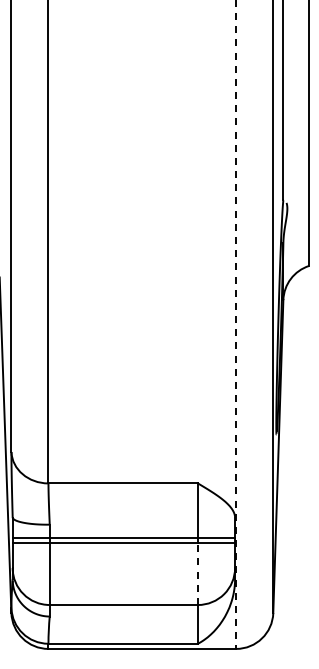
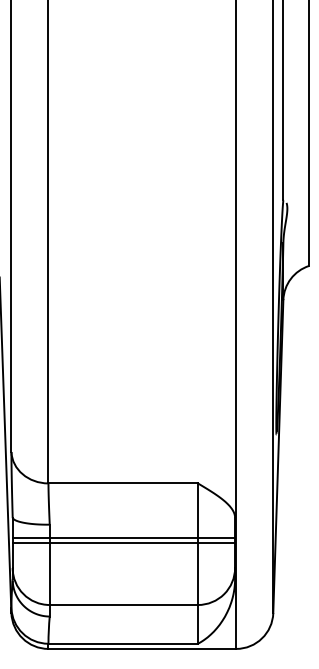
line: dashed -> solid (236, 324)
line: dashed -> solid (198, 574)
